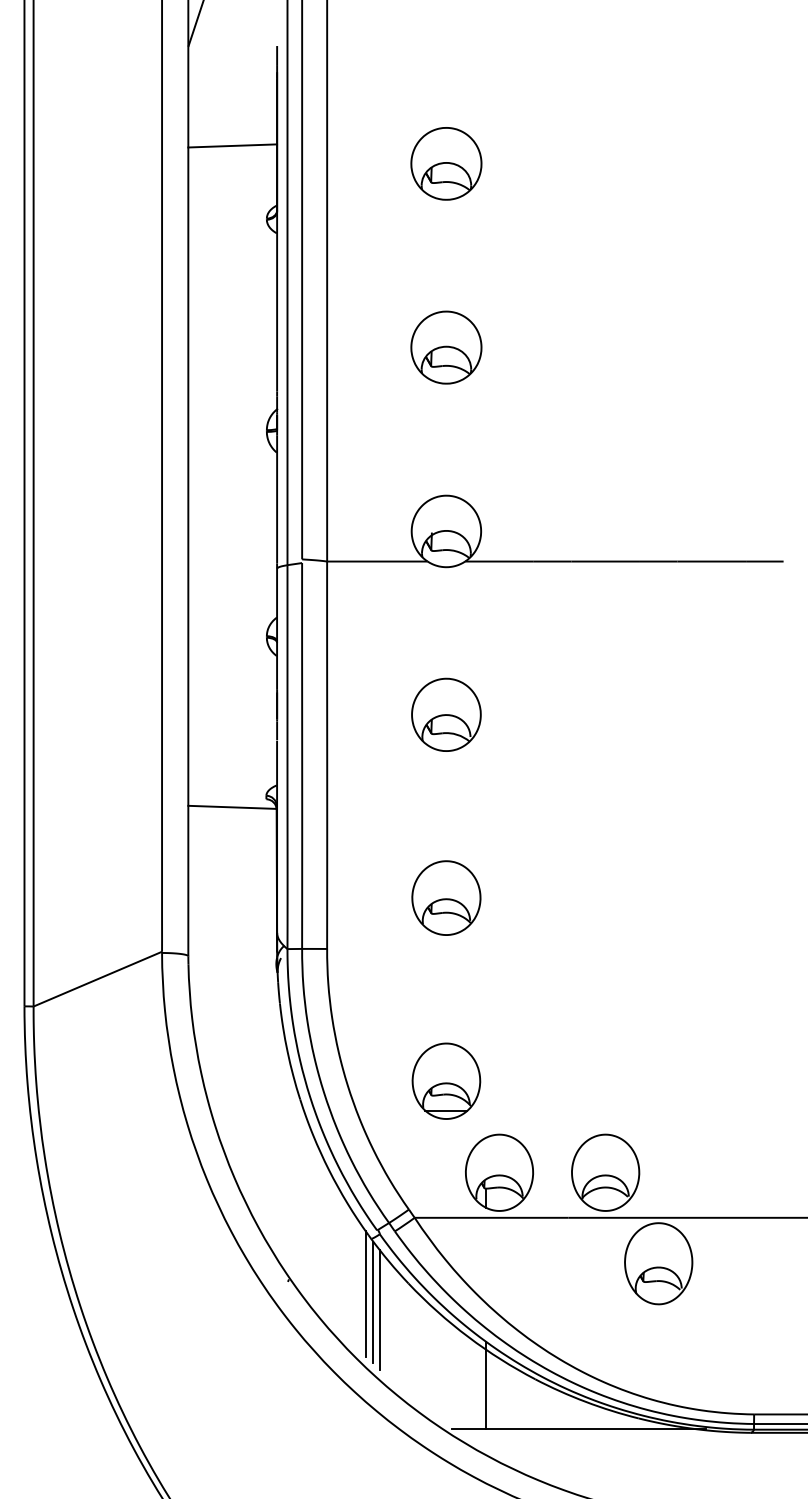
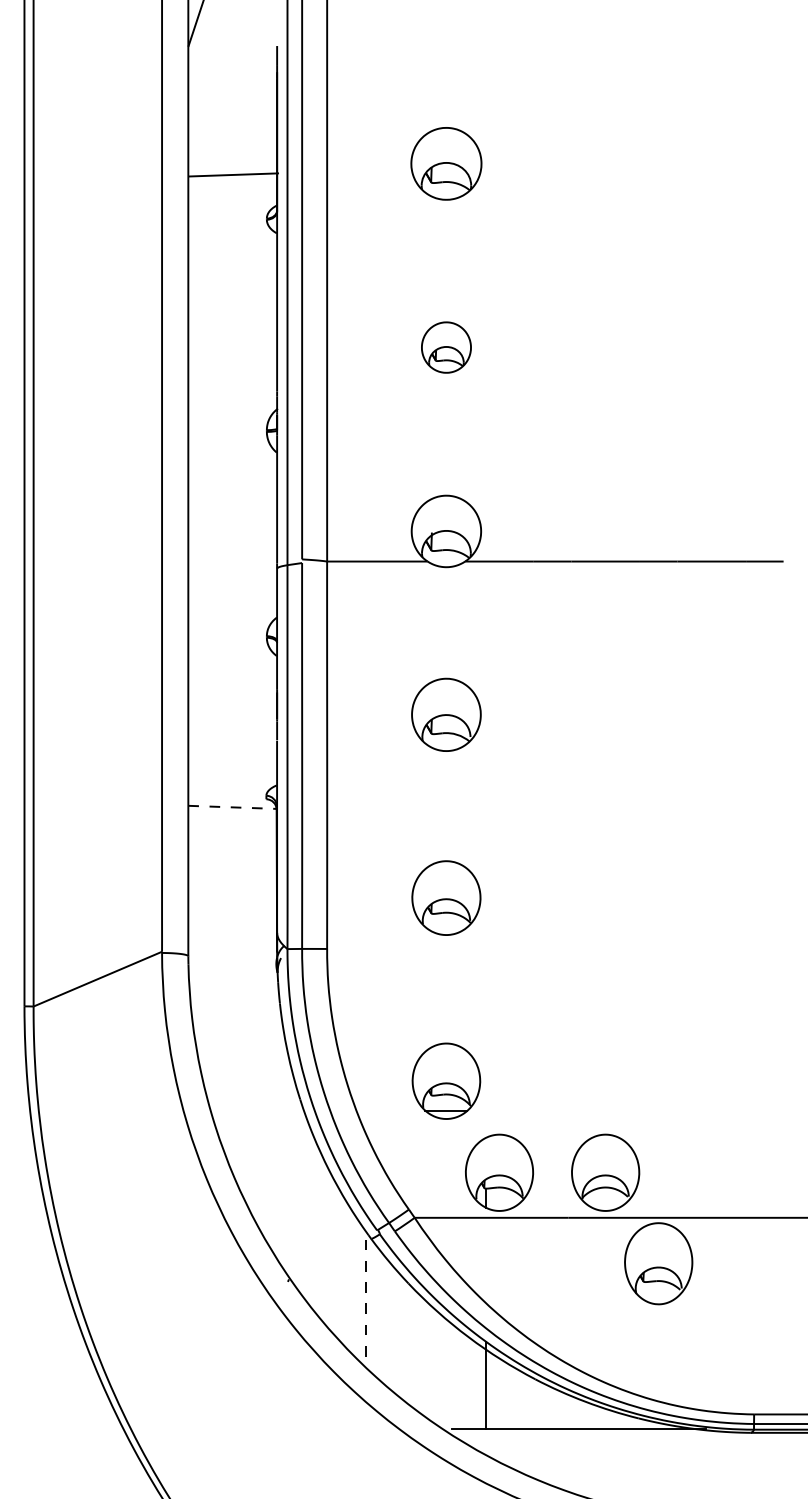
line position: (232, 145) -> (233, 174) (233, 174)
part size: 73x75 px -> 51x53 px (446, 347)
line: solid -> dashed (232, 807)
line: solid -> dashed (366, 1293)
line: present -> none (373, 1302)
line: present -> none (380, 1309)
